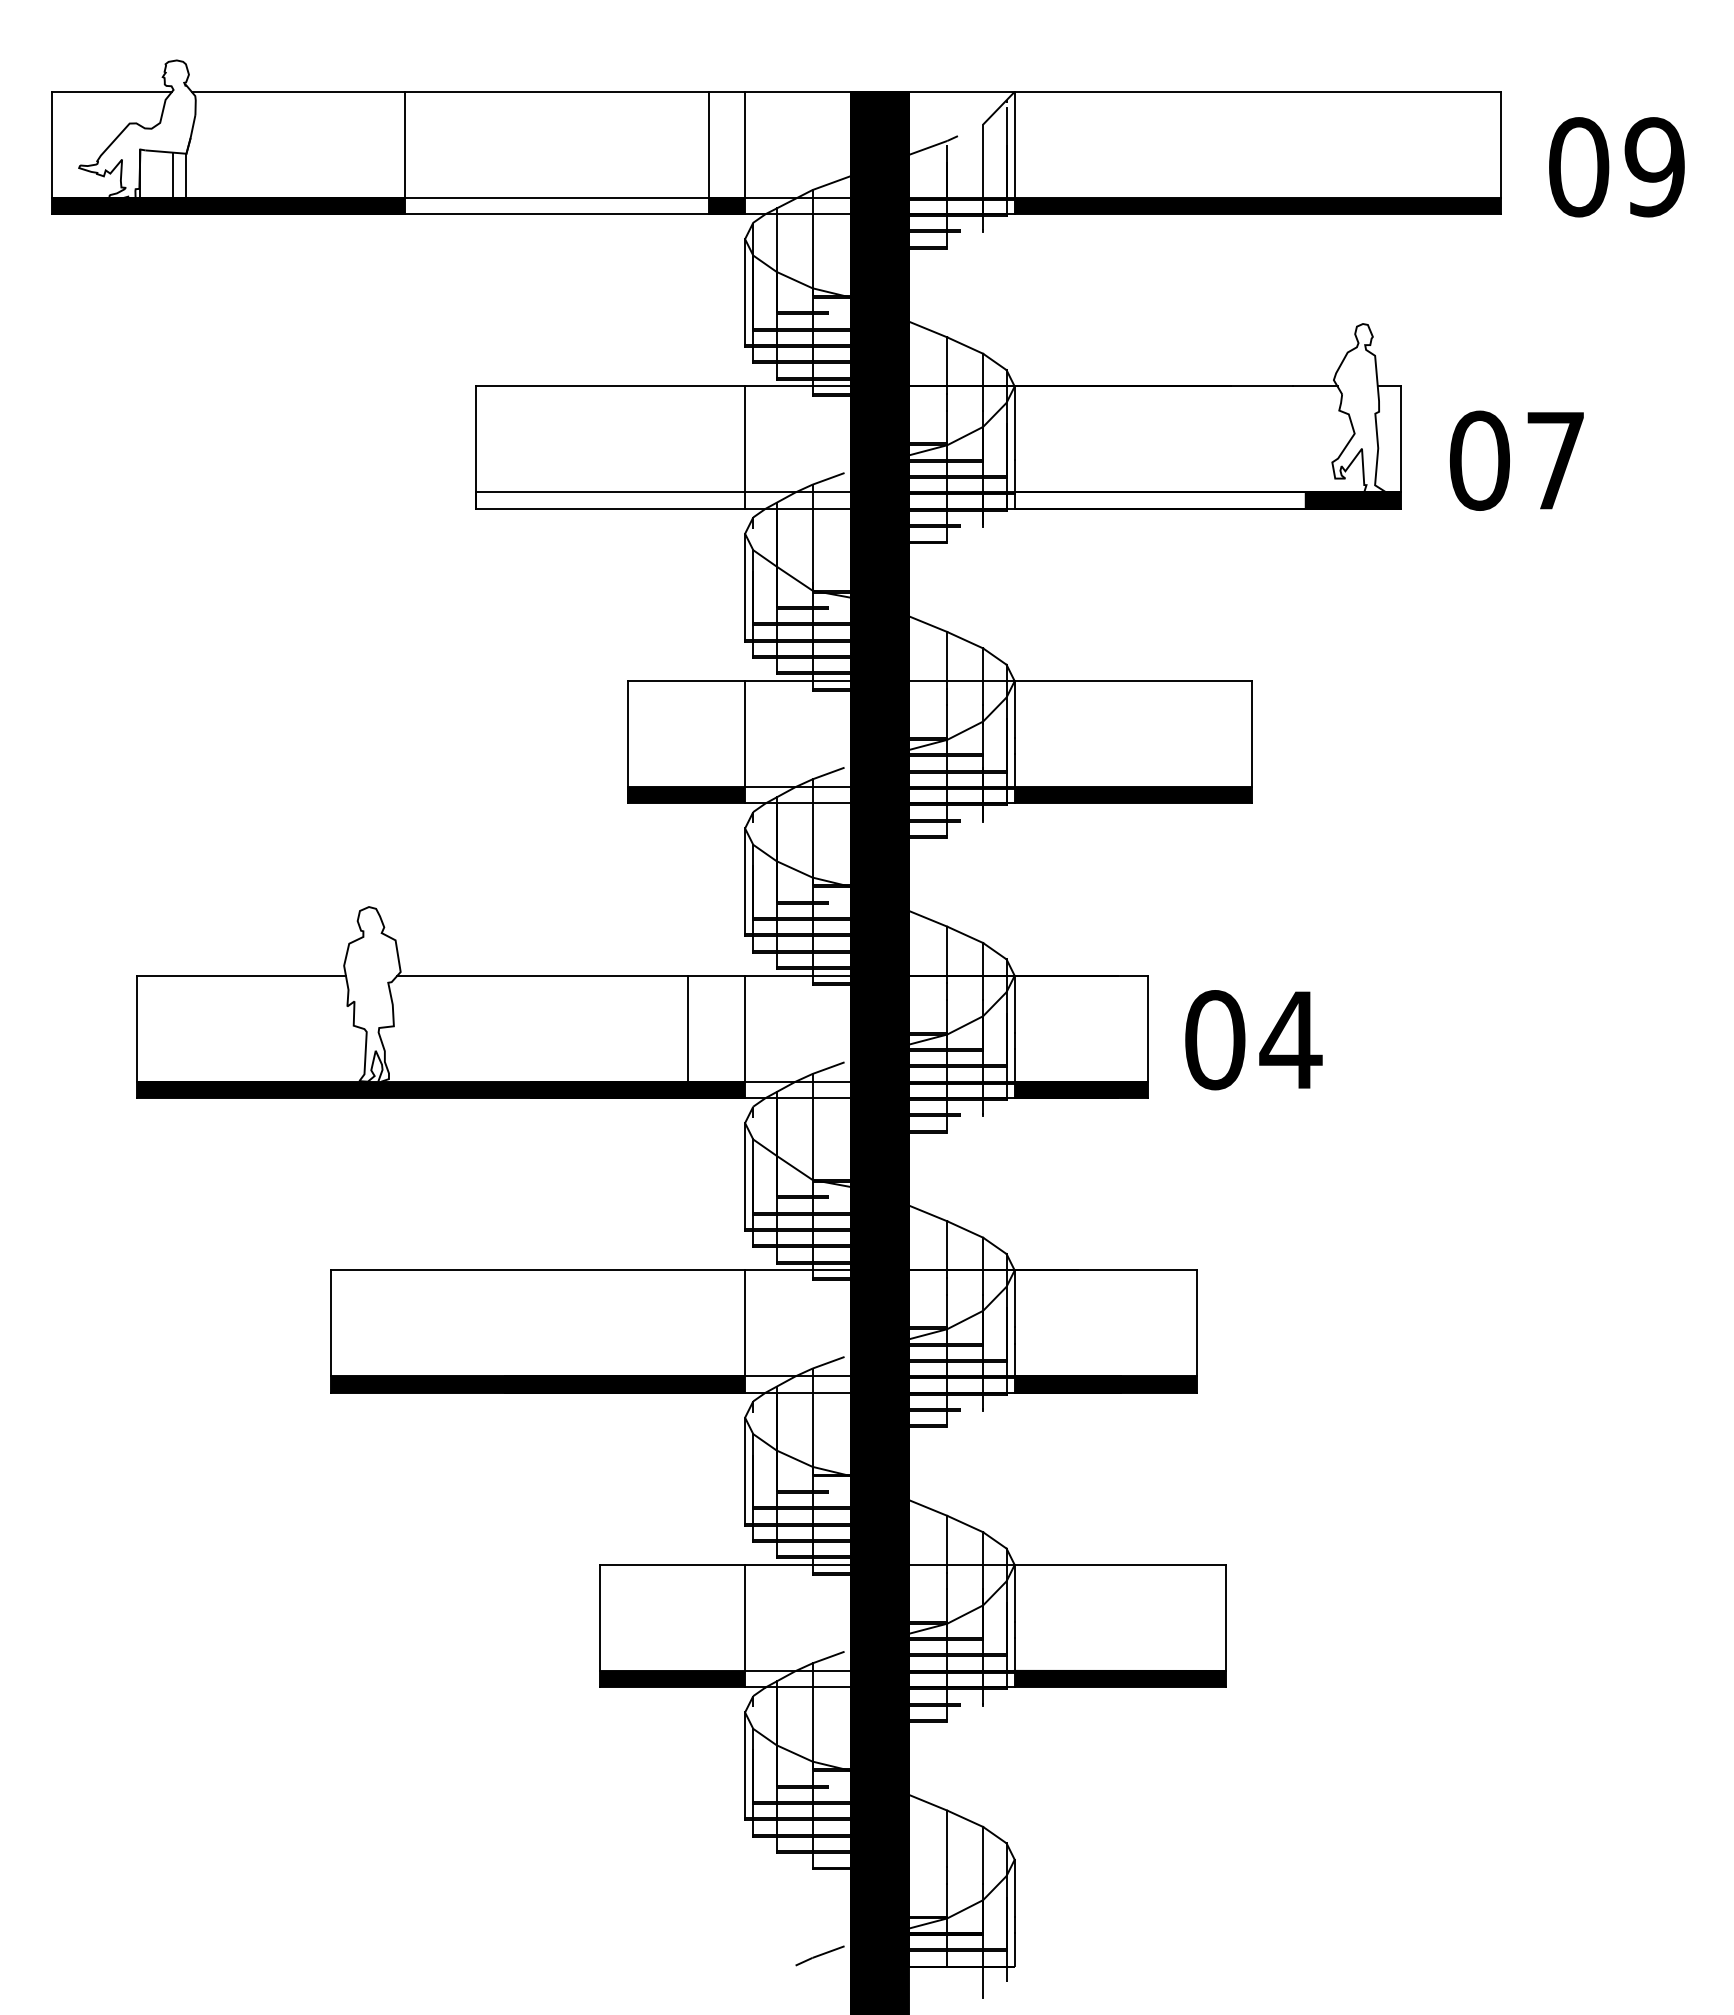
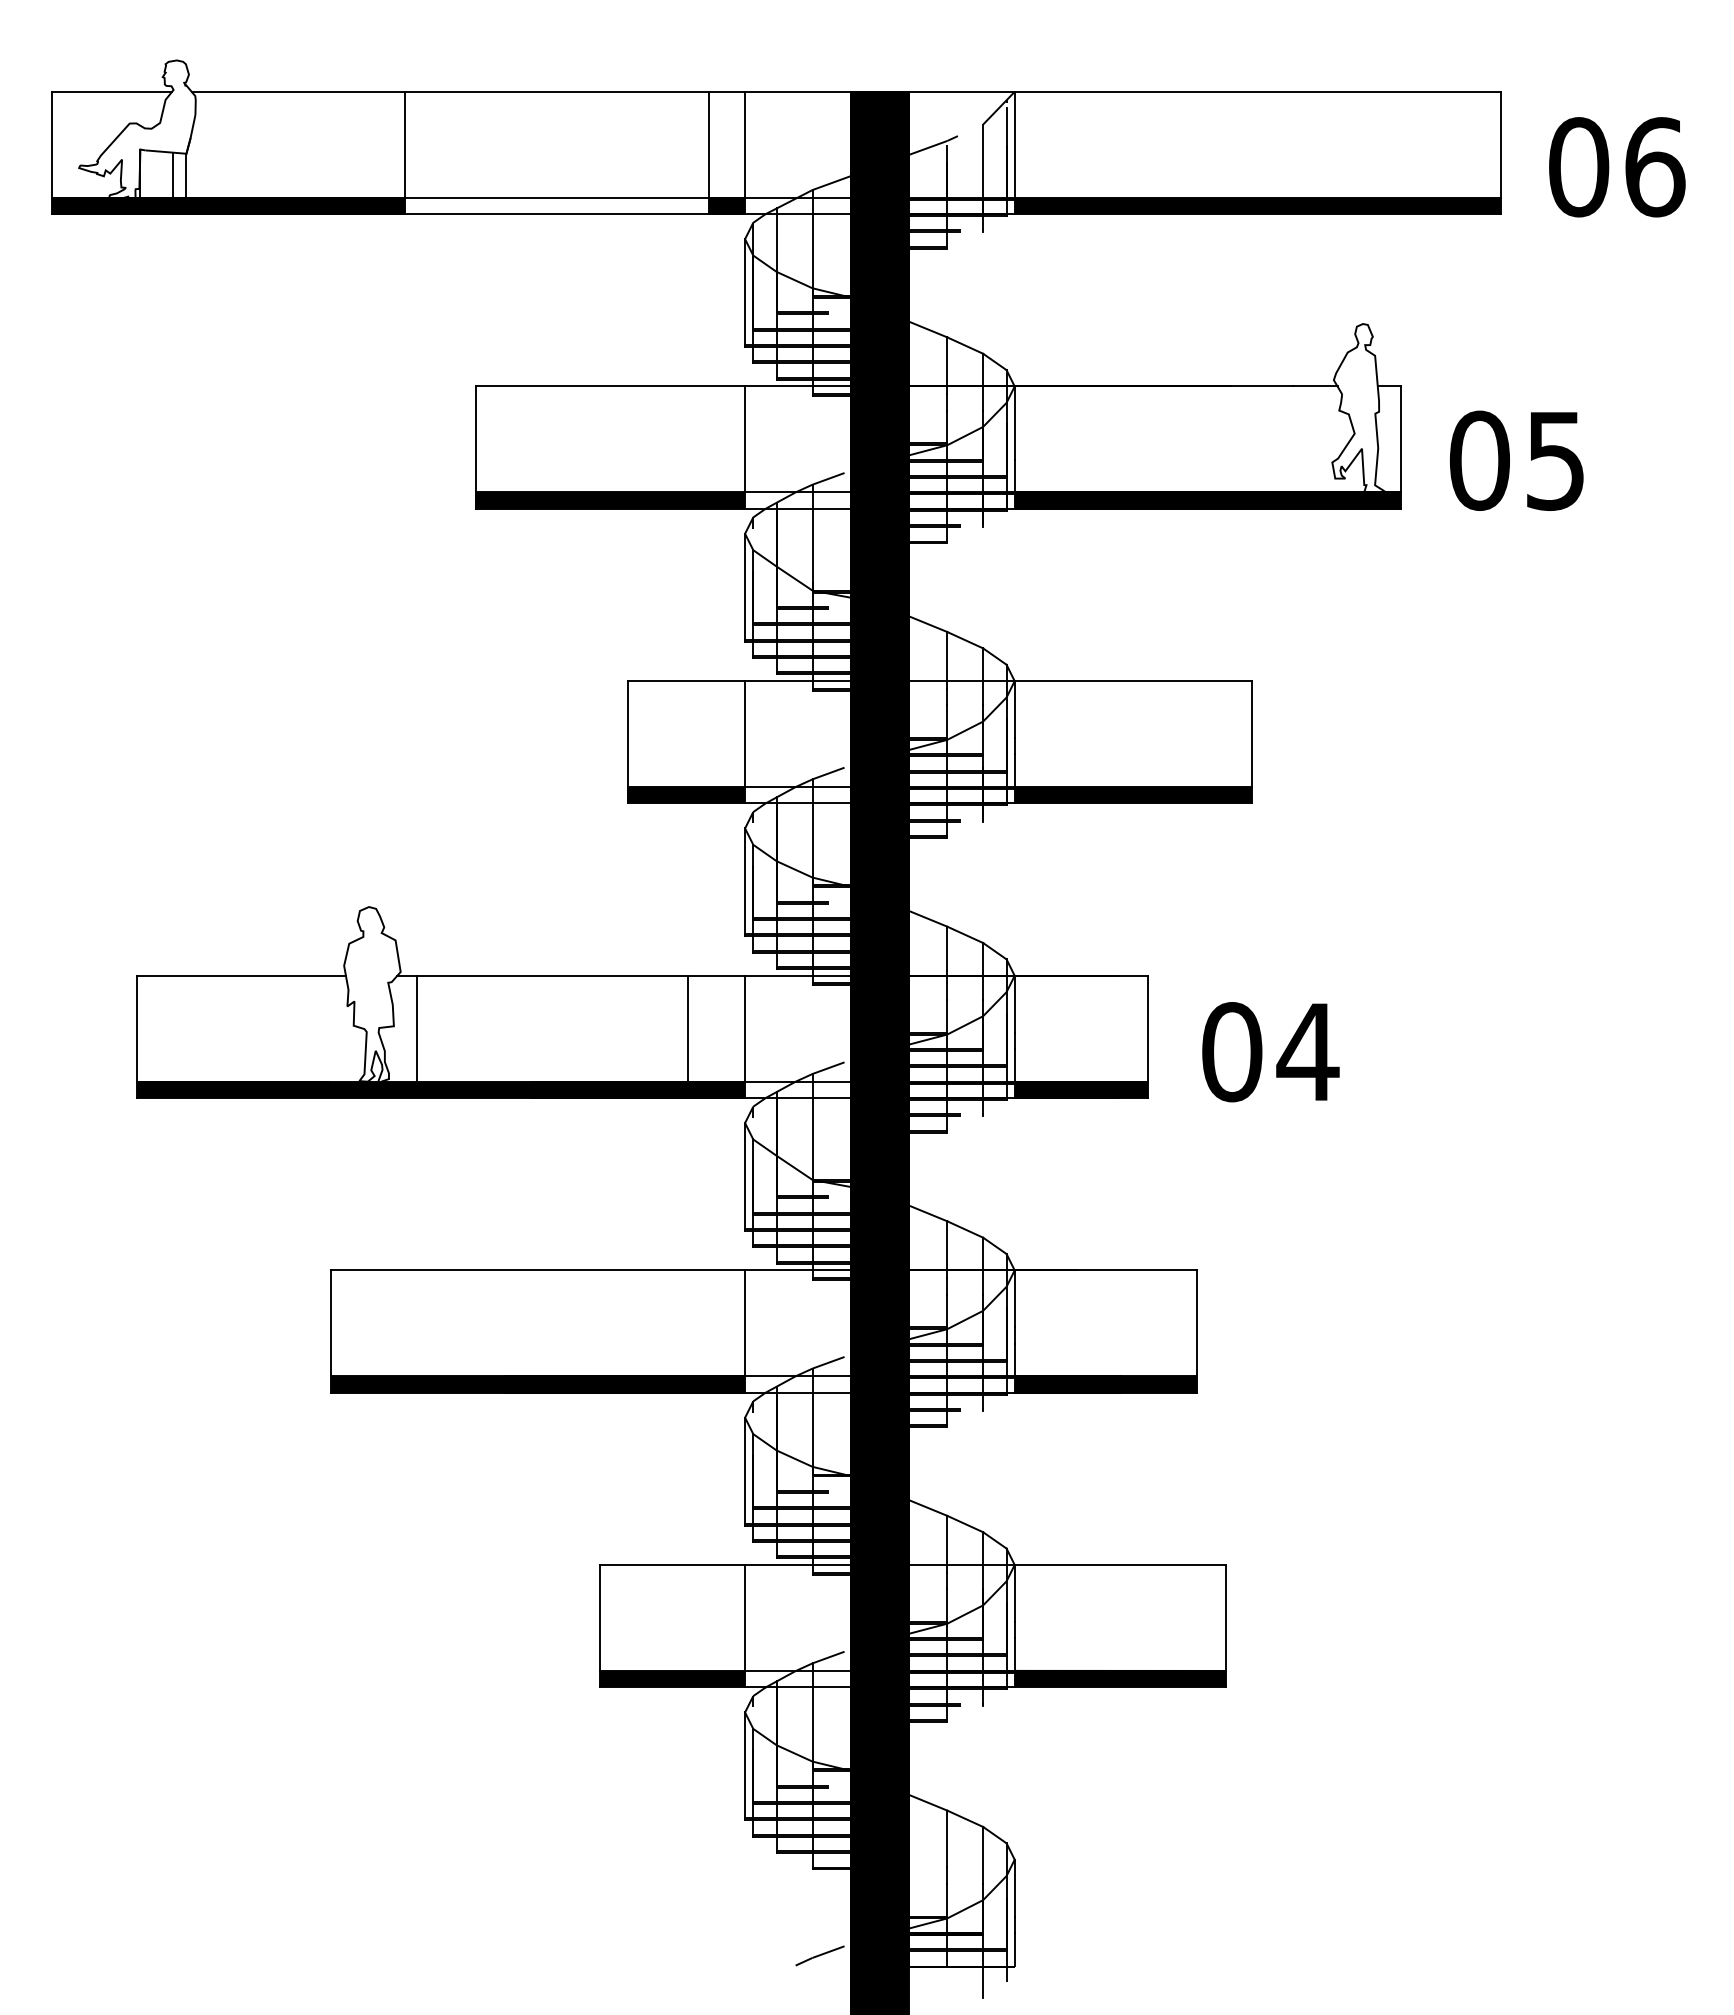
text: 09 -> 06 (1654, 167)
text: 07 -> 05 (1555, 461)
fill: none -> present (610, 500)
fill: none -> present (1159, 500)
line: none -> present (417, 1028)
text position: (1253, 1040) -> (1270, 1052) (1270, 1052)
